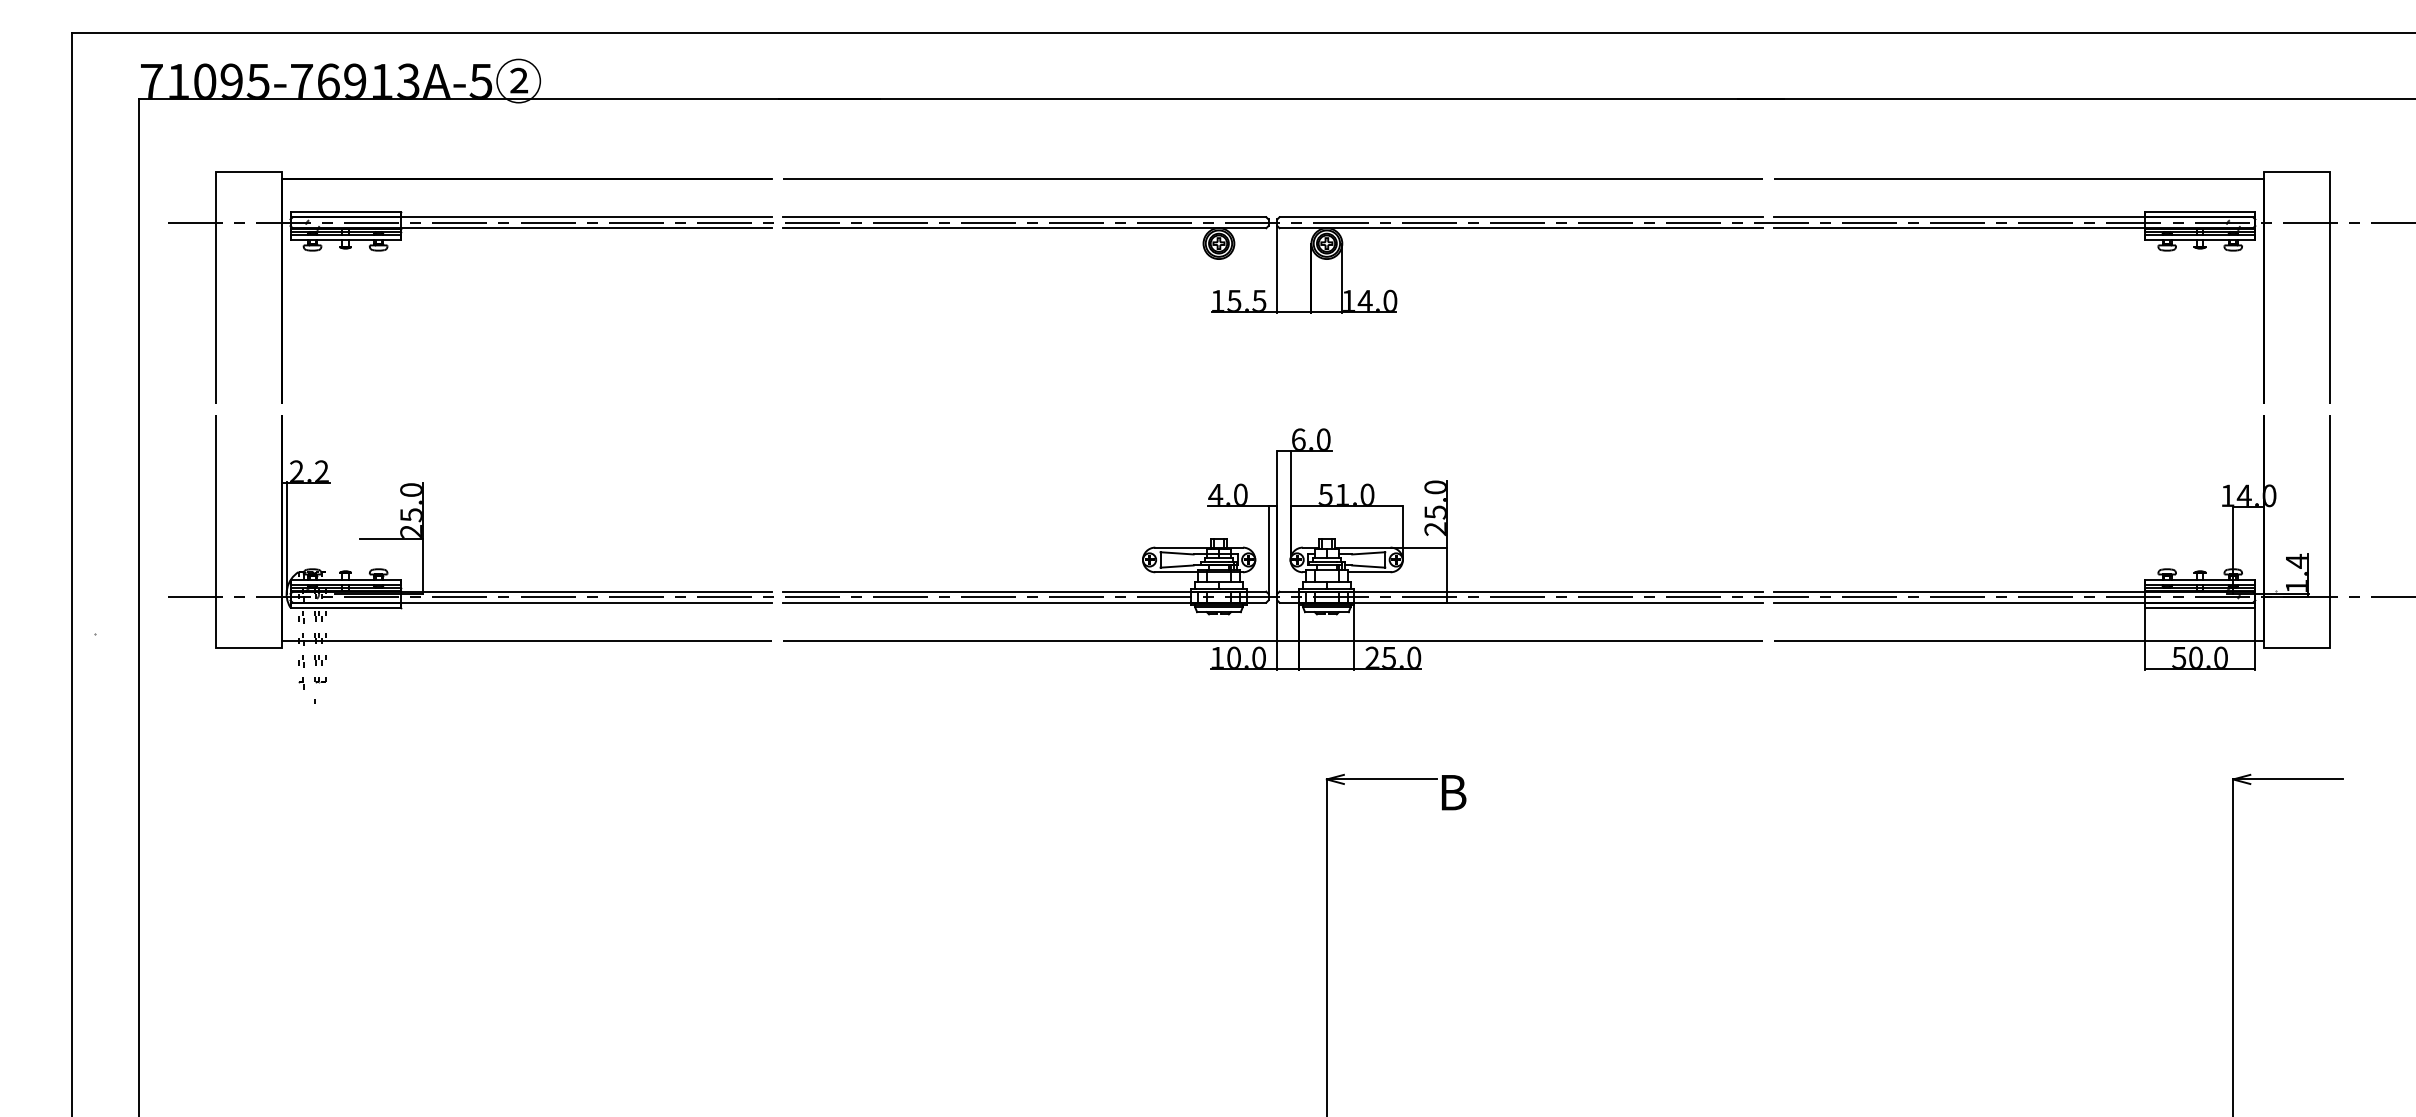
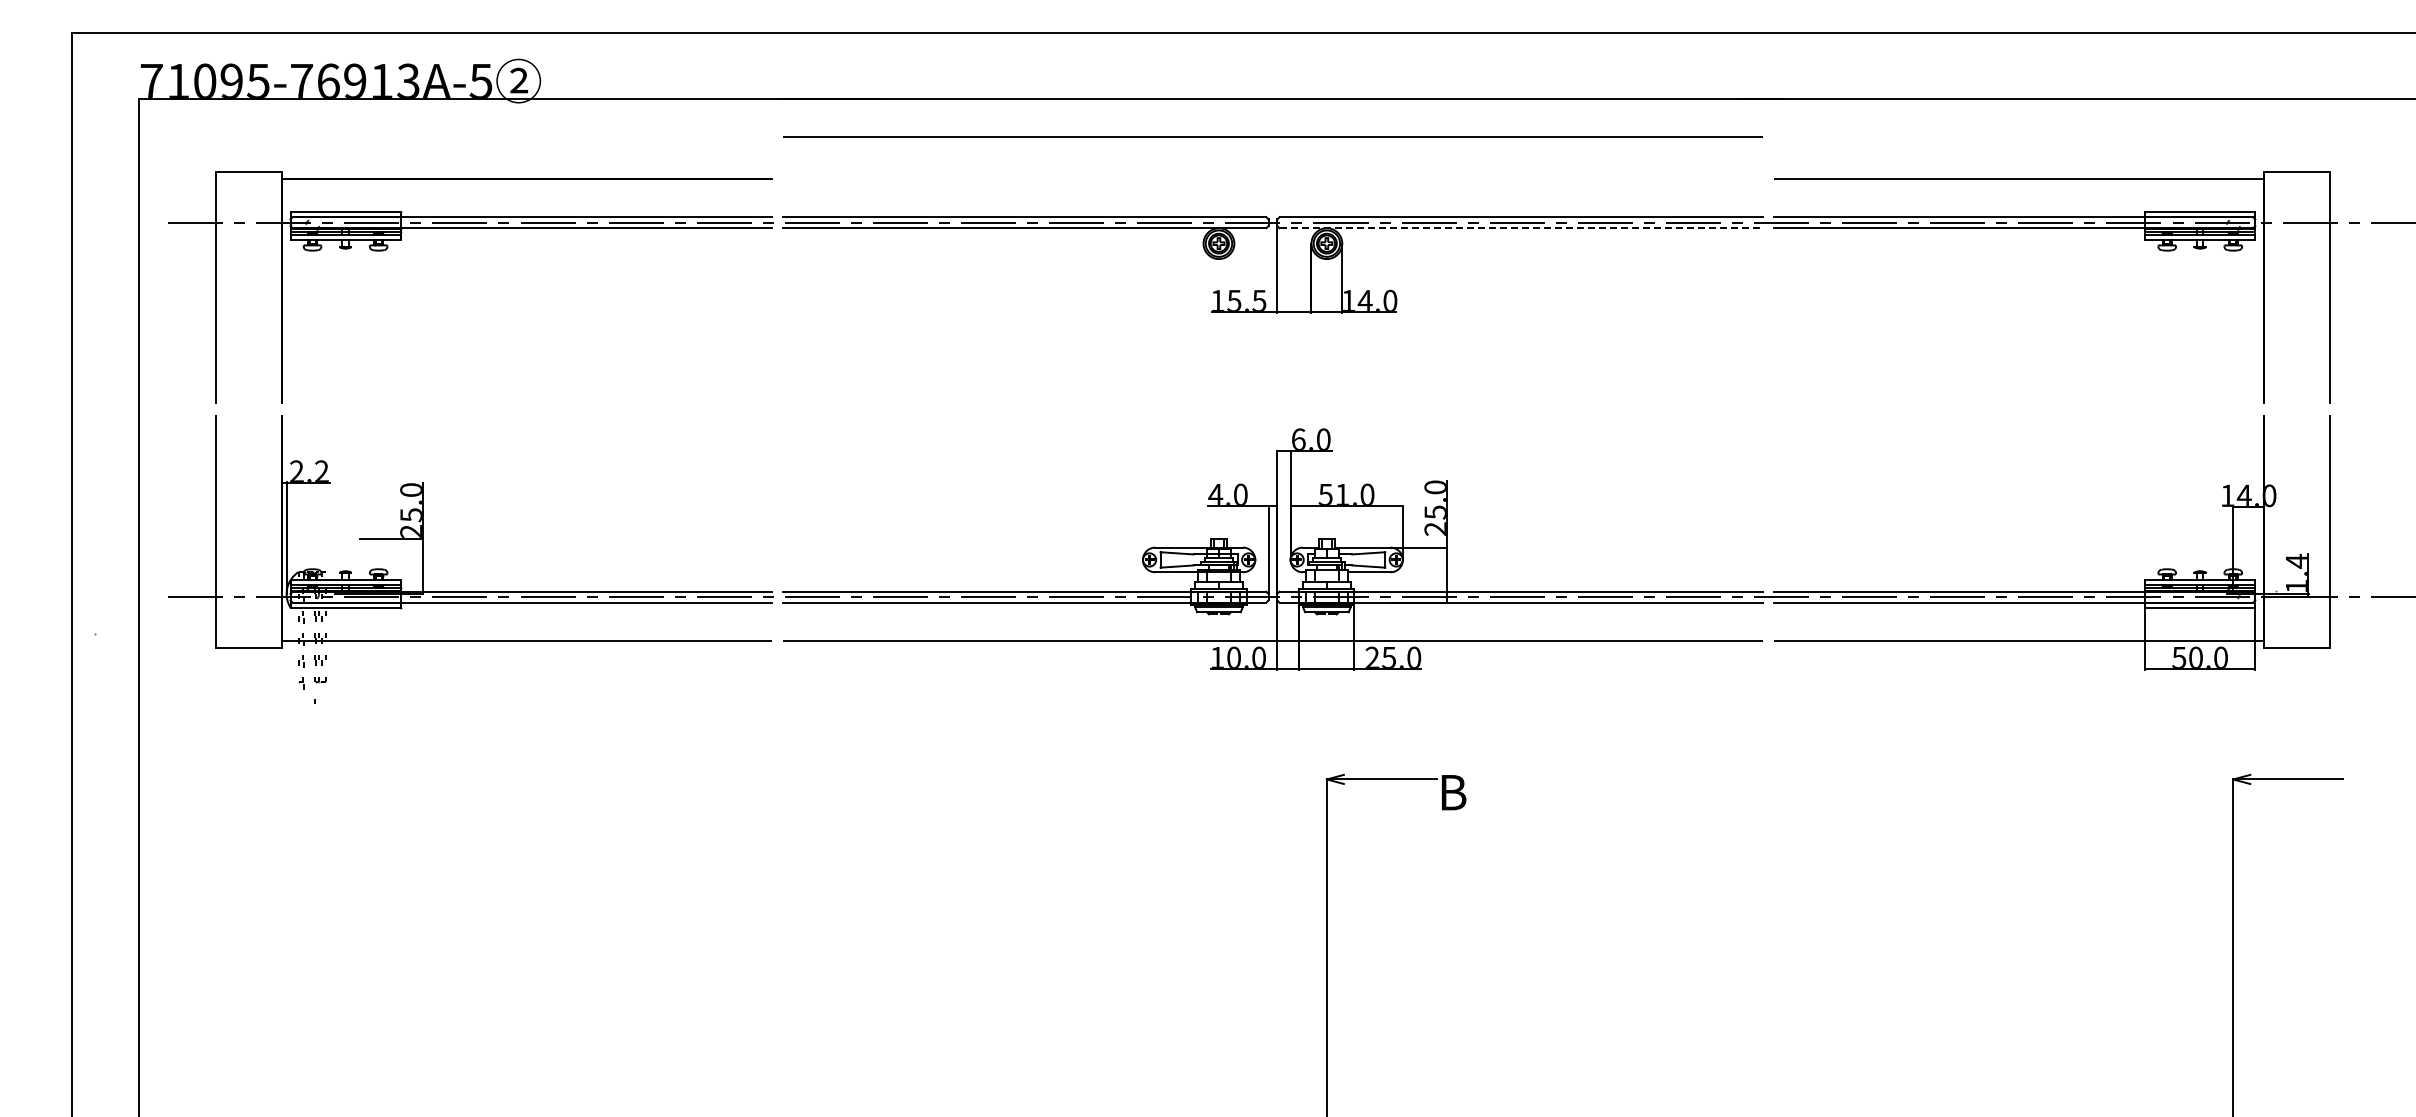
line position: (1272, 178) -> (1272, 136) (1272, 136)
line: solid -> dashed (1521, 228)
